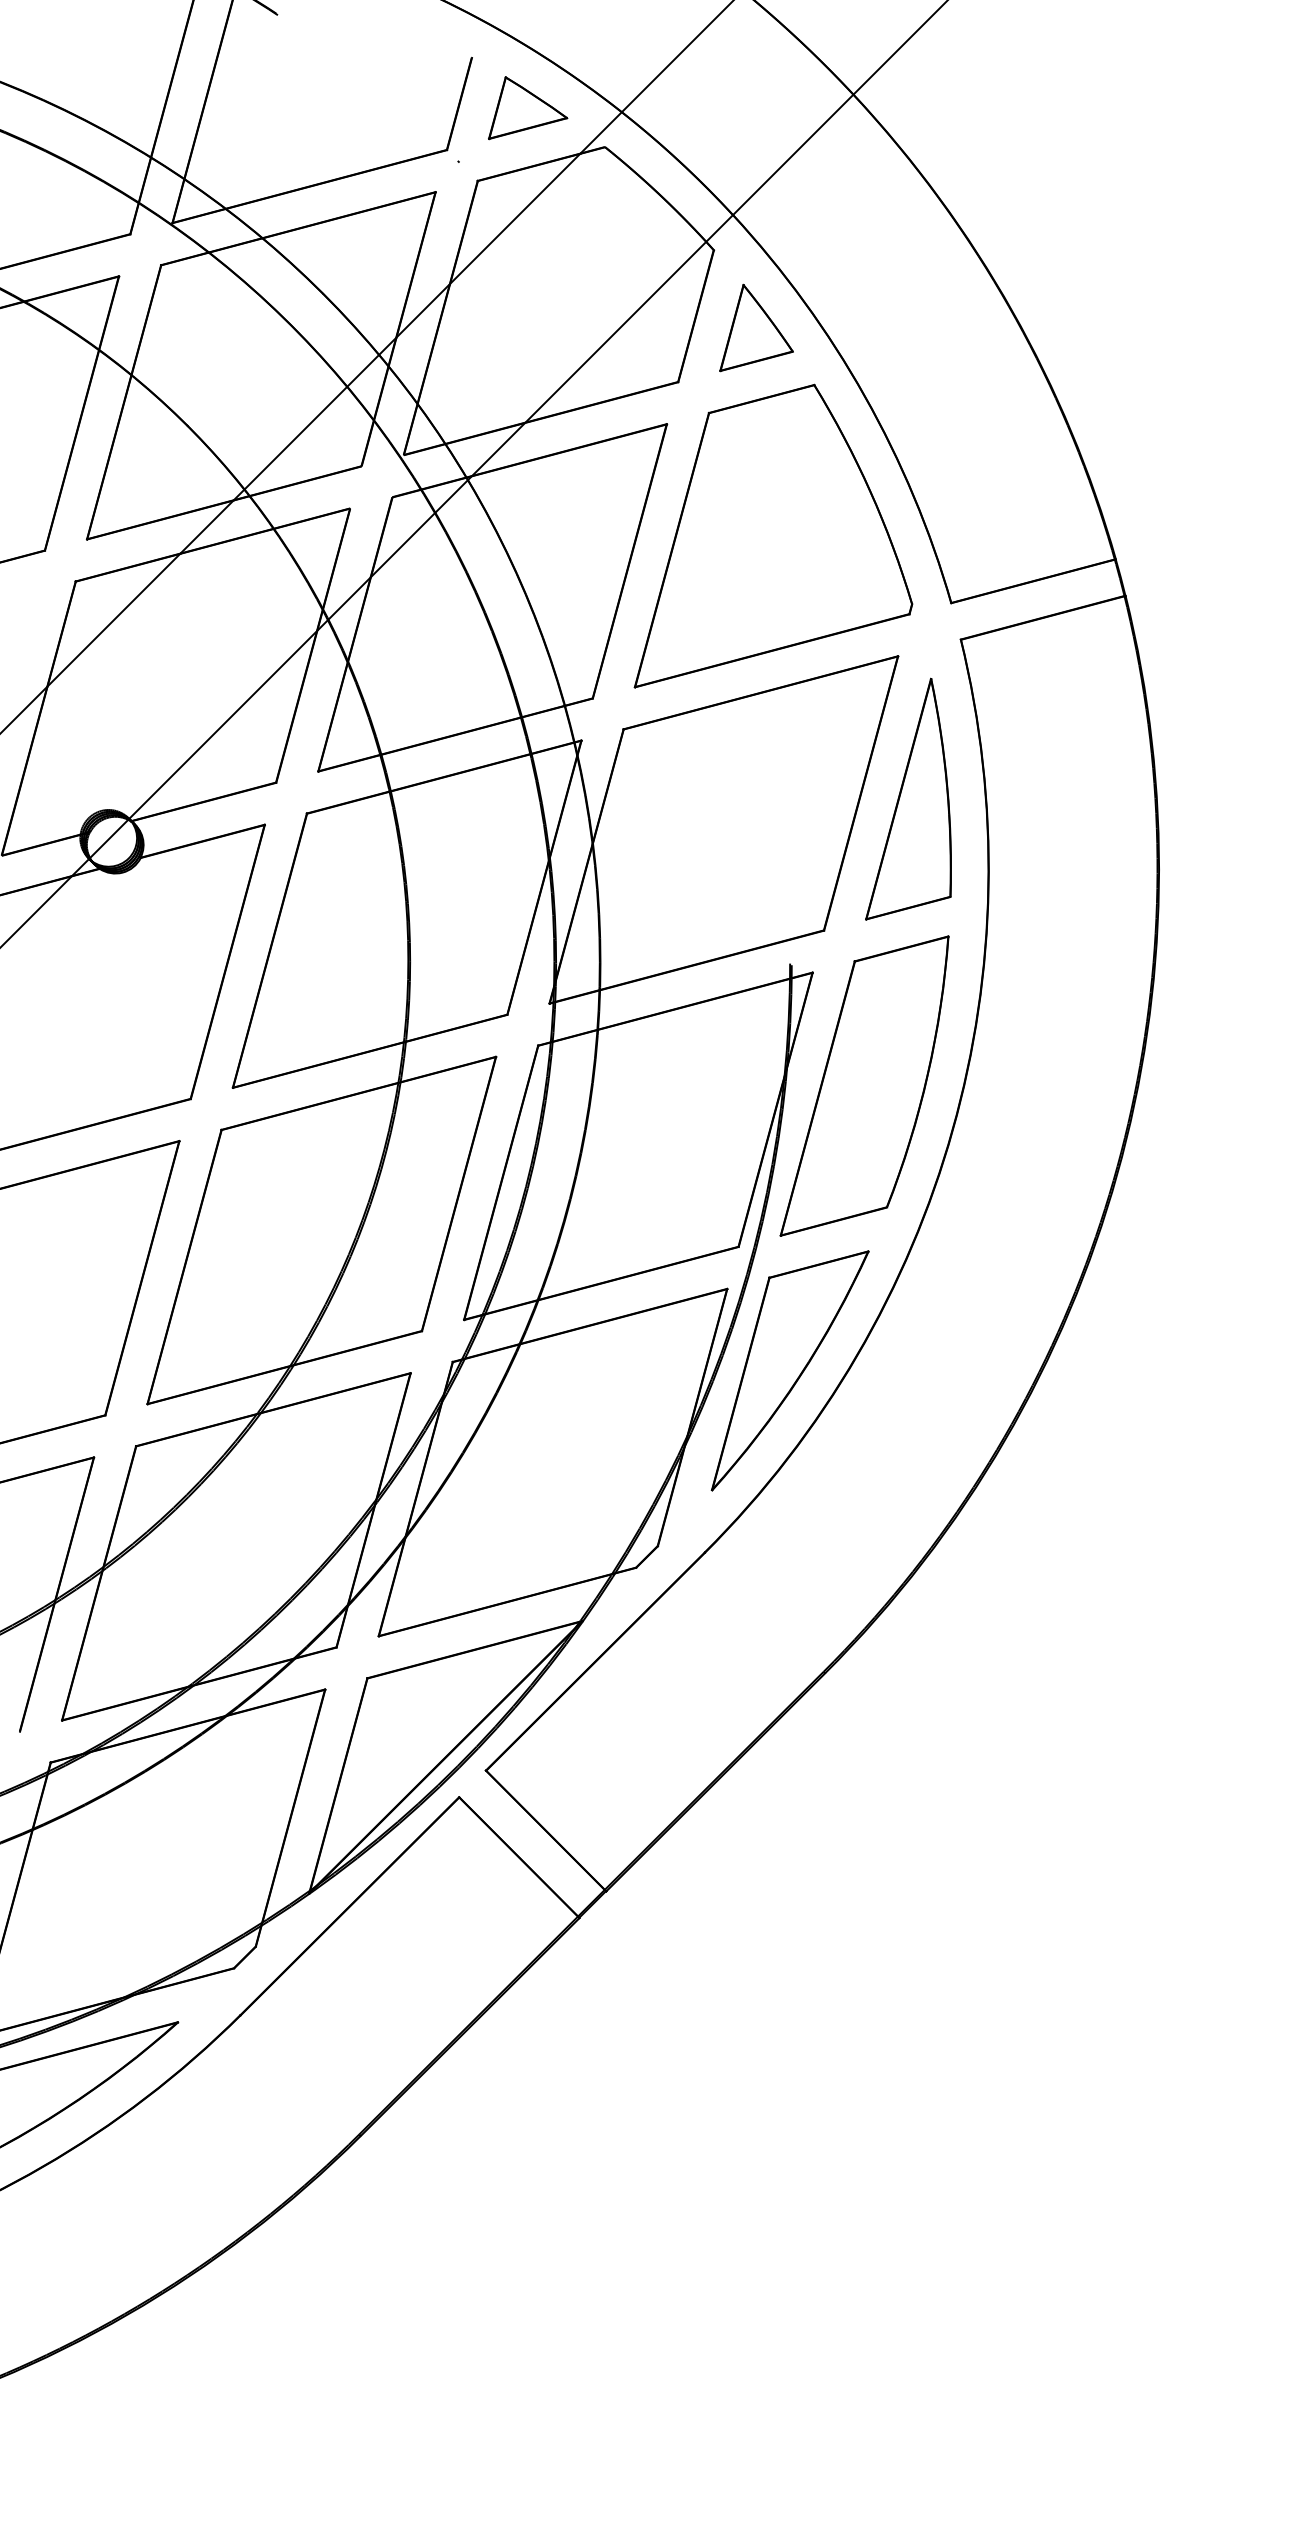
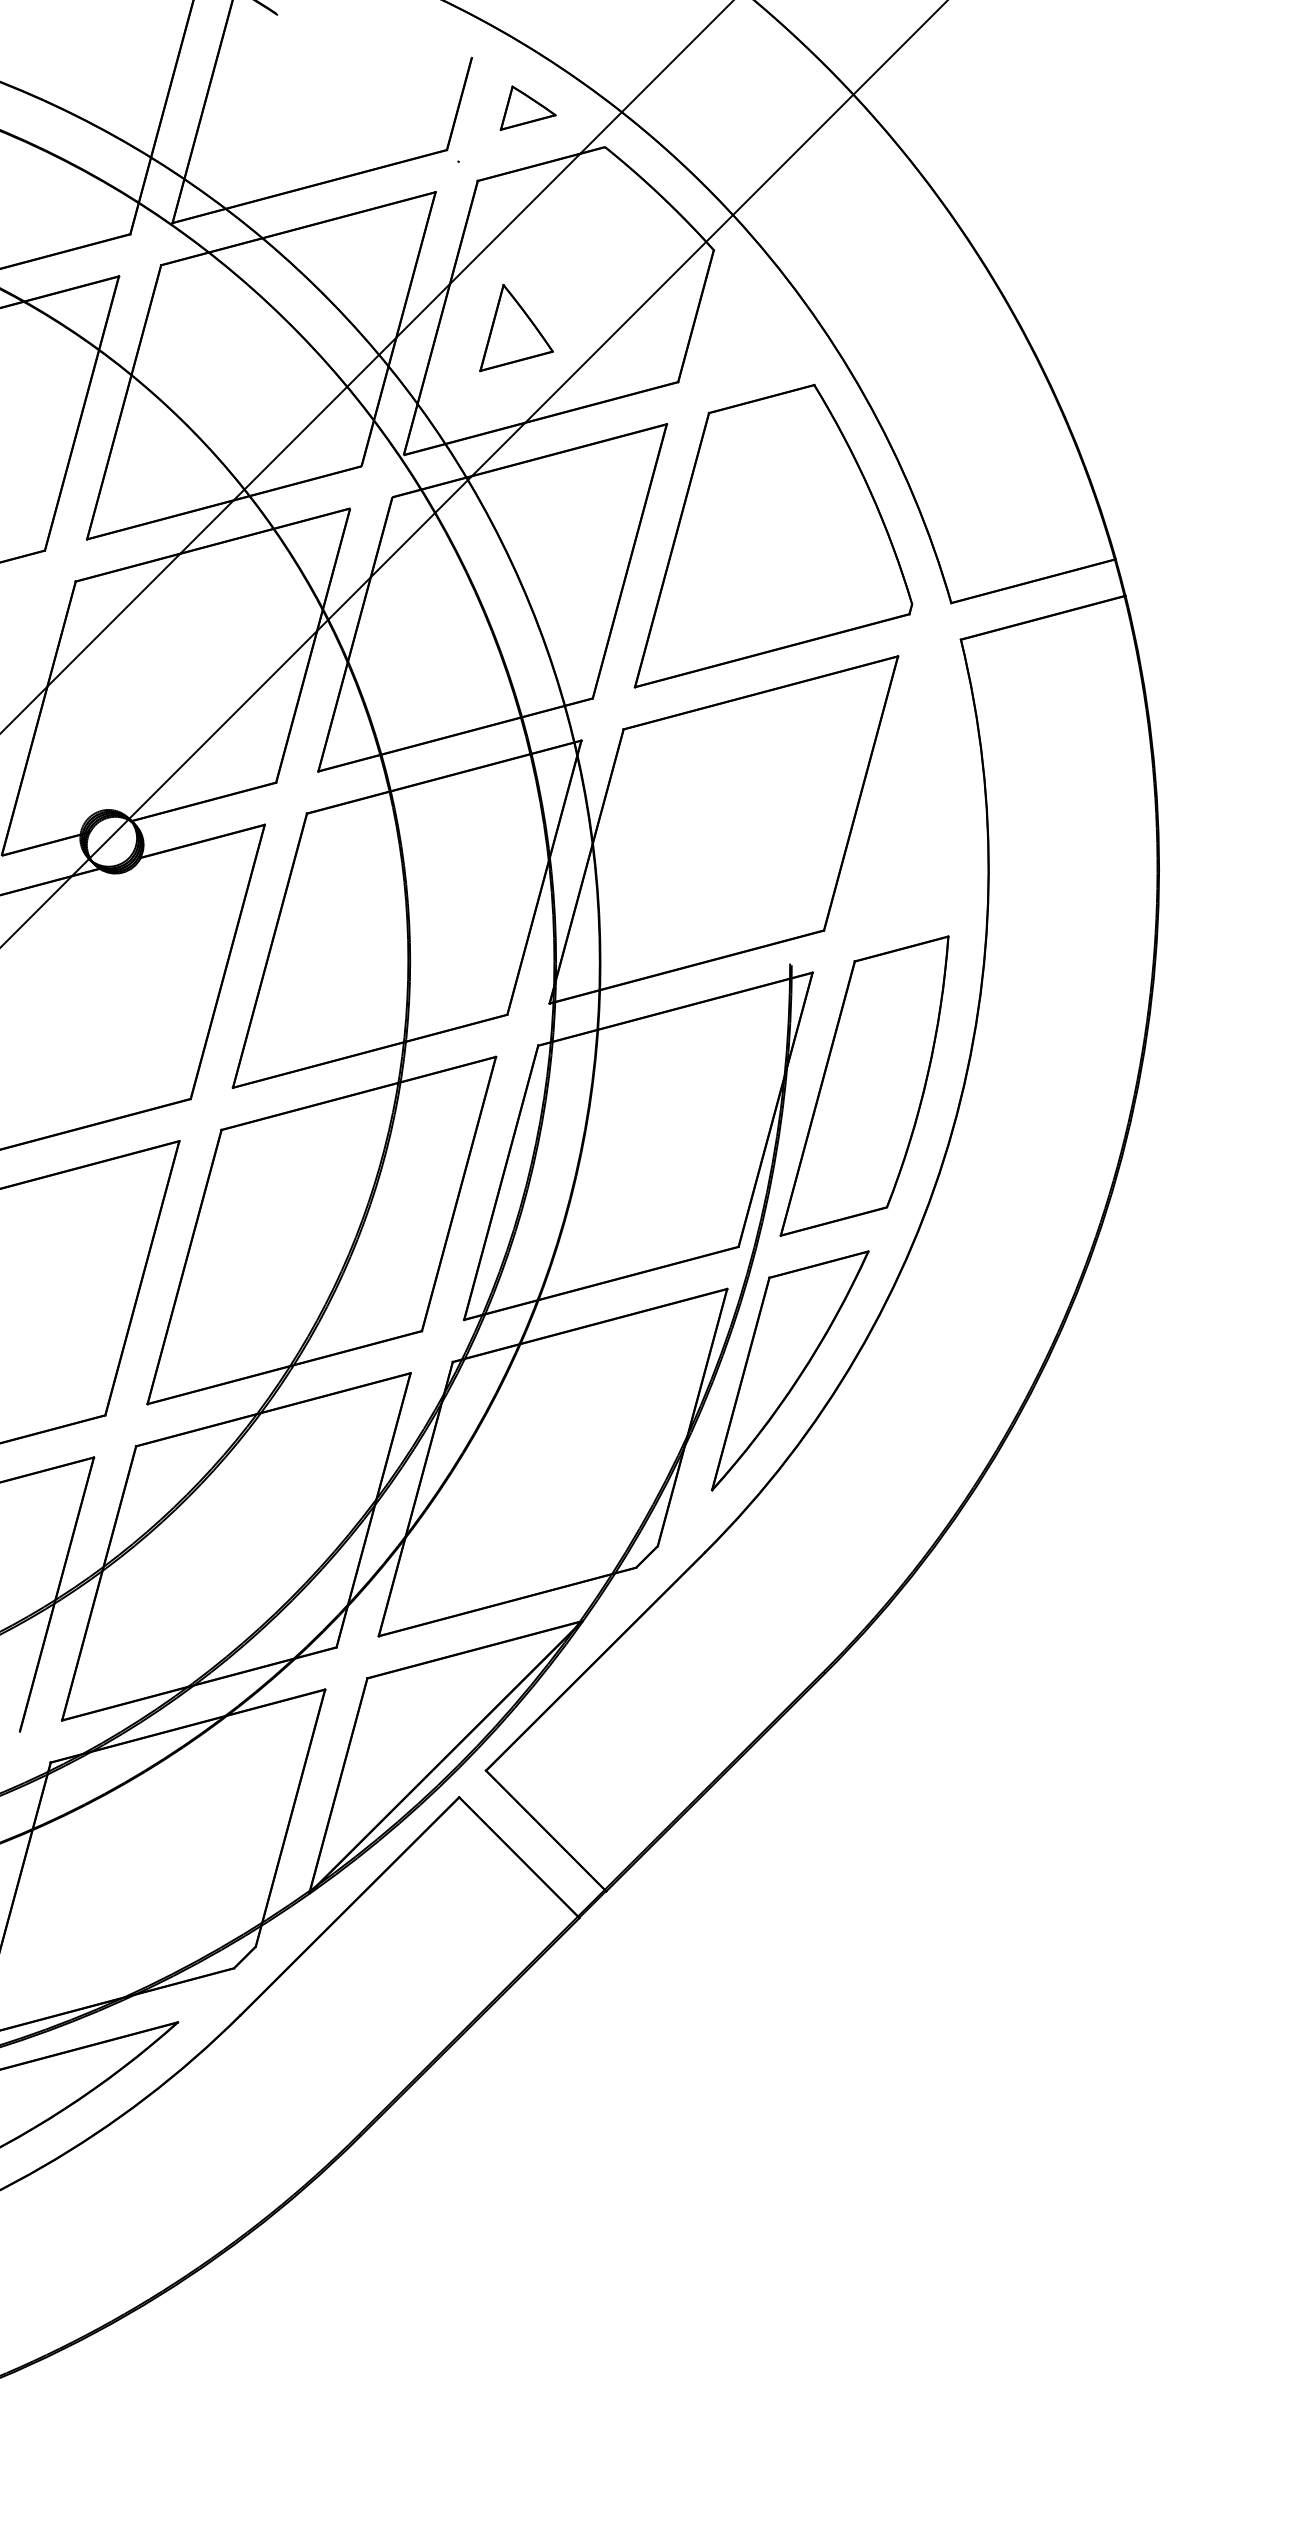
part size: 81x65 px -> 58x46 px (527, 107)
part position: (756, 327) -> (516, 327) (516, 327)
part: present -> none (908, 798)
